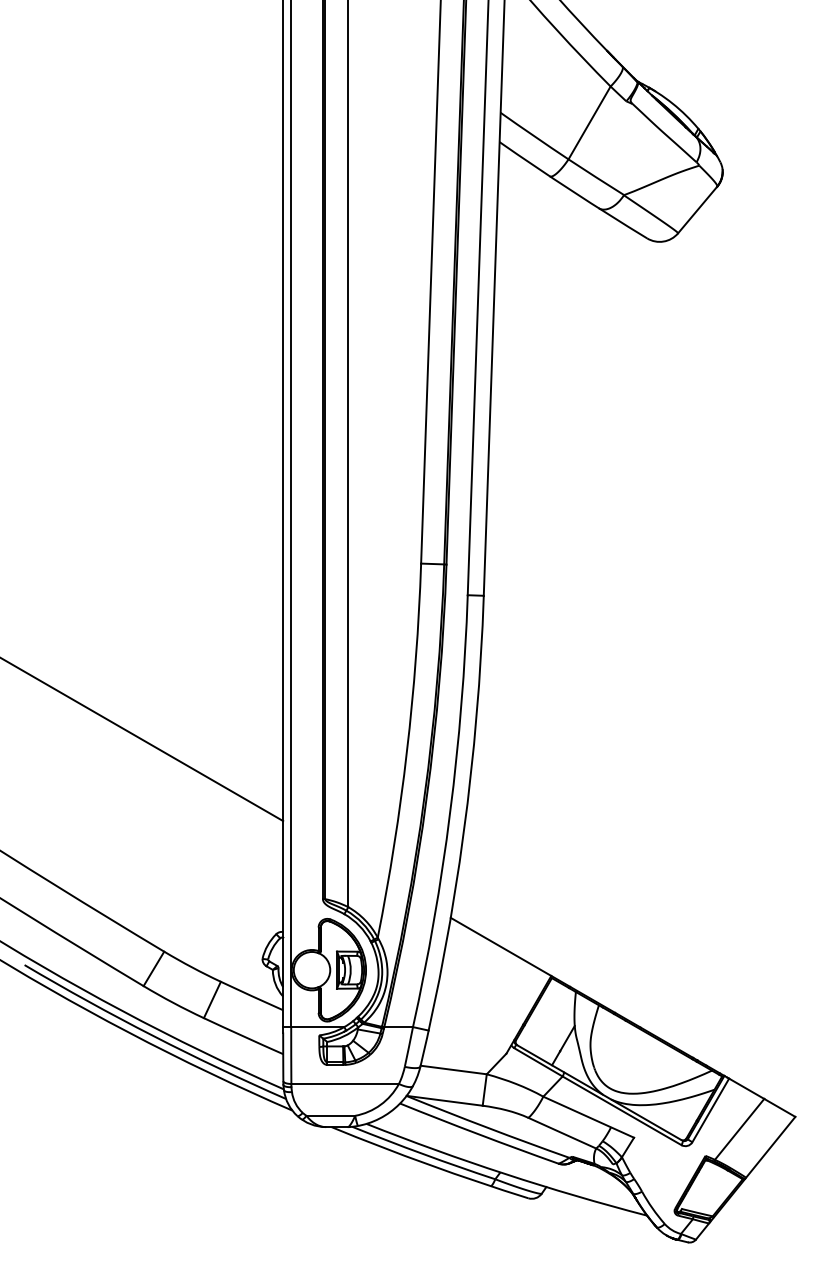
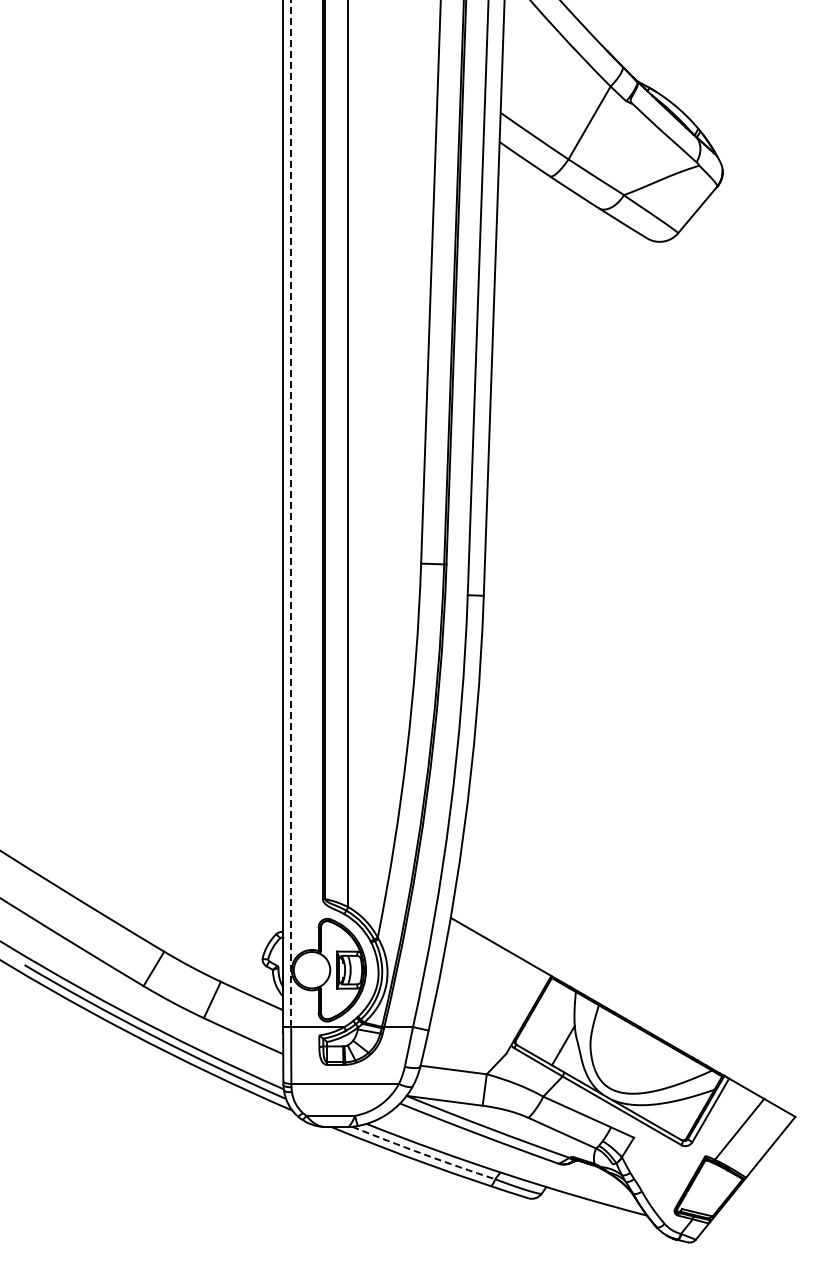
line: solid -> dashed (291, 513)
line: present -> none (142, 739)
arc: solid -> dashed (423, 1154)
